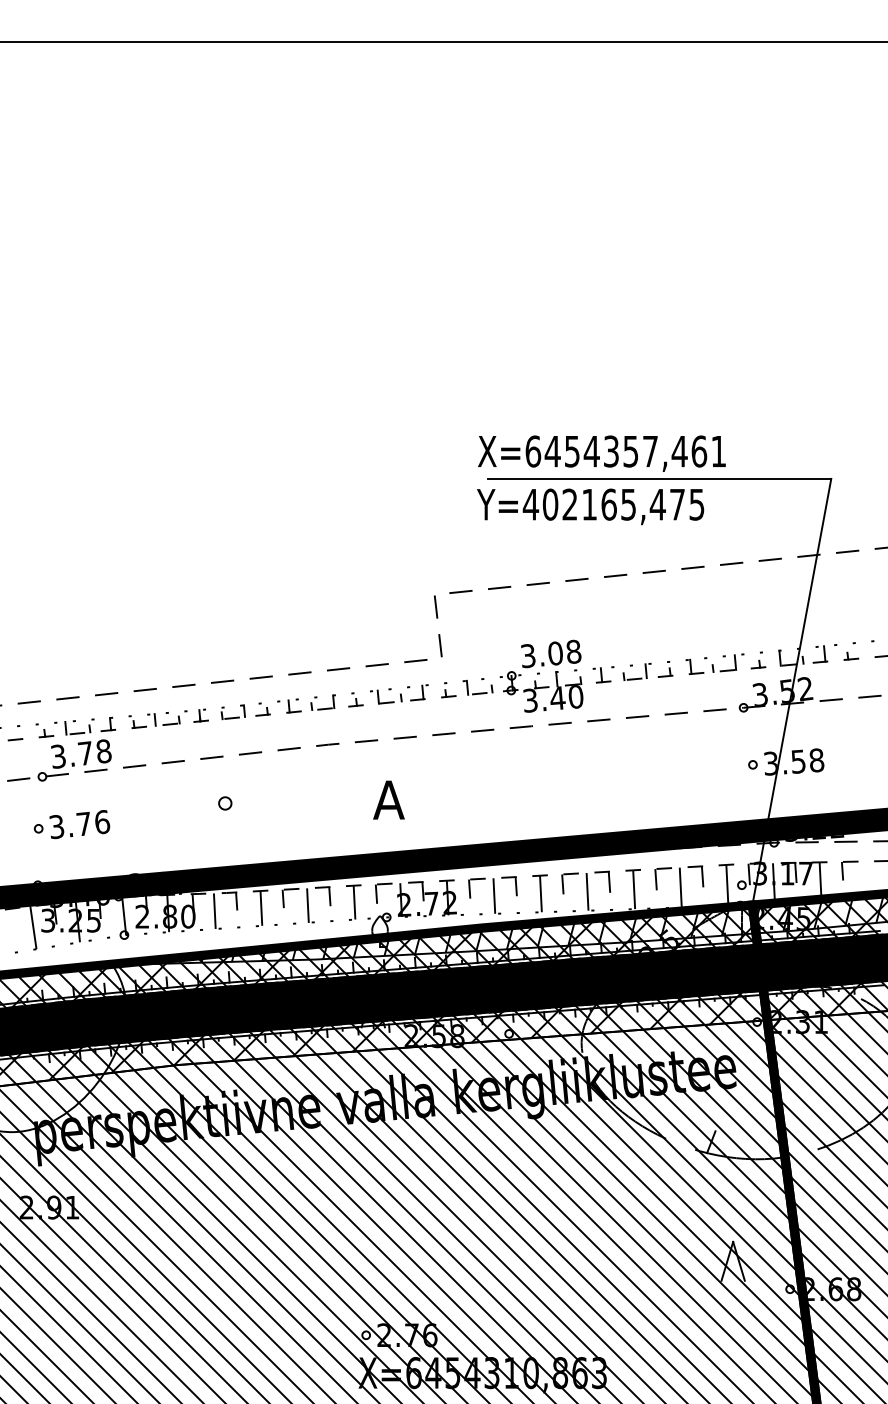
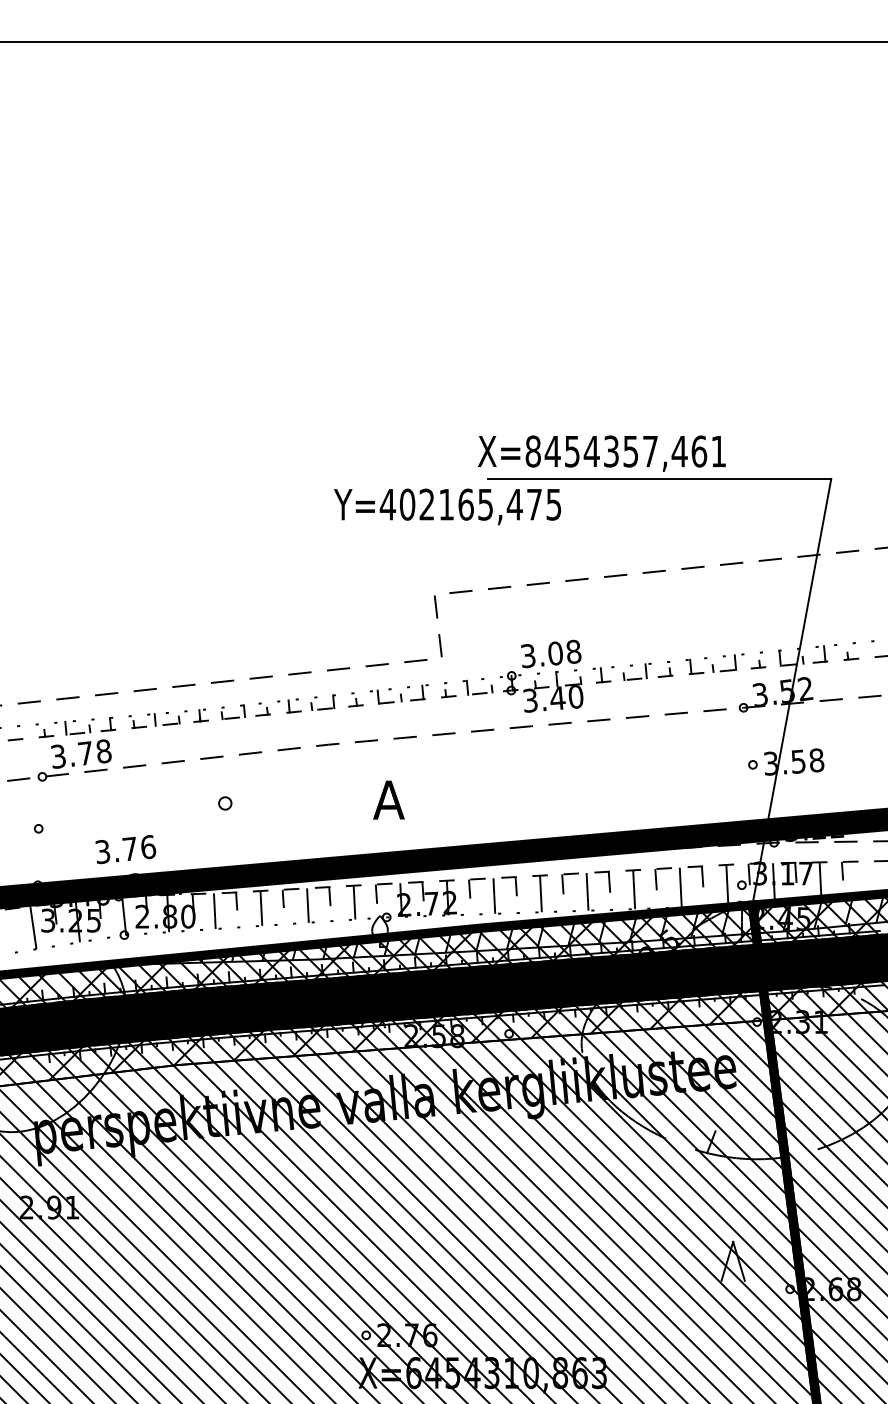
text: X=6454357,461 -> X=8454357,461 (533, 451)
text position: (590, 506) -> (447, 506) (447, 506)
text position: (79, 824) -> (125, 849) (125, 849)
